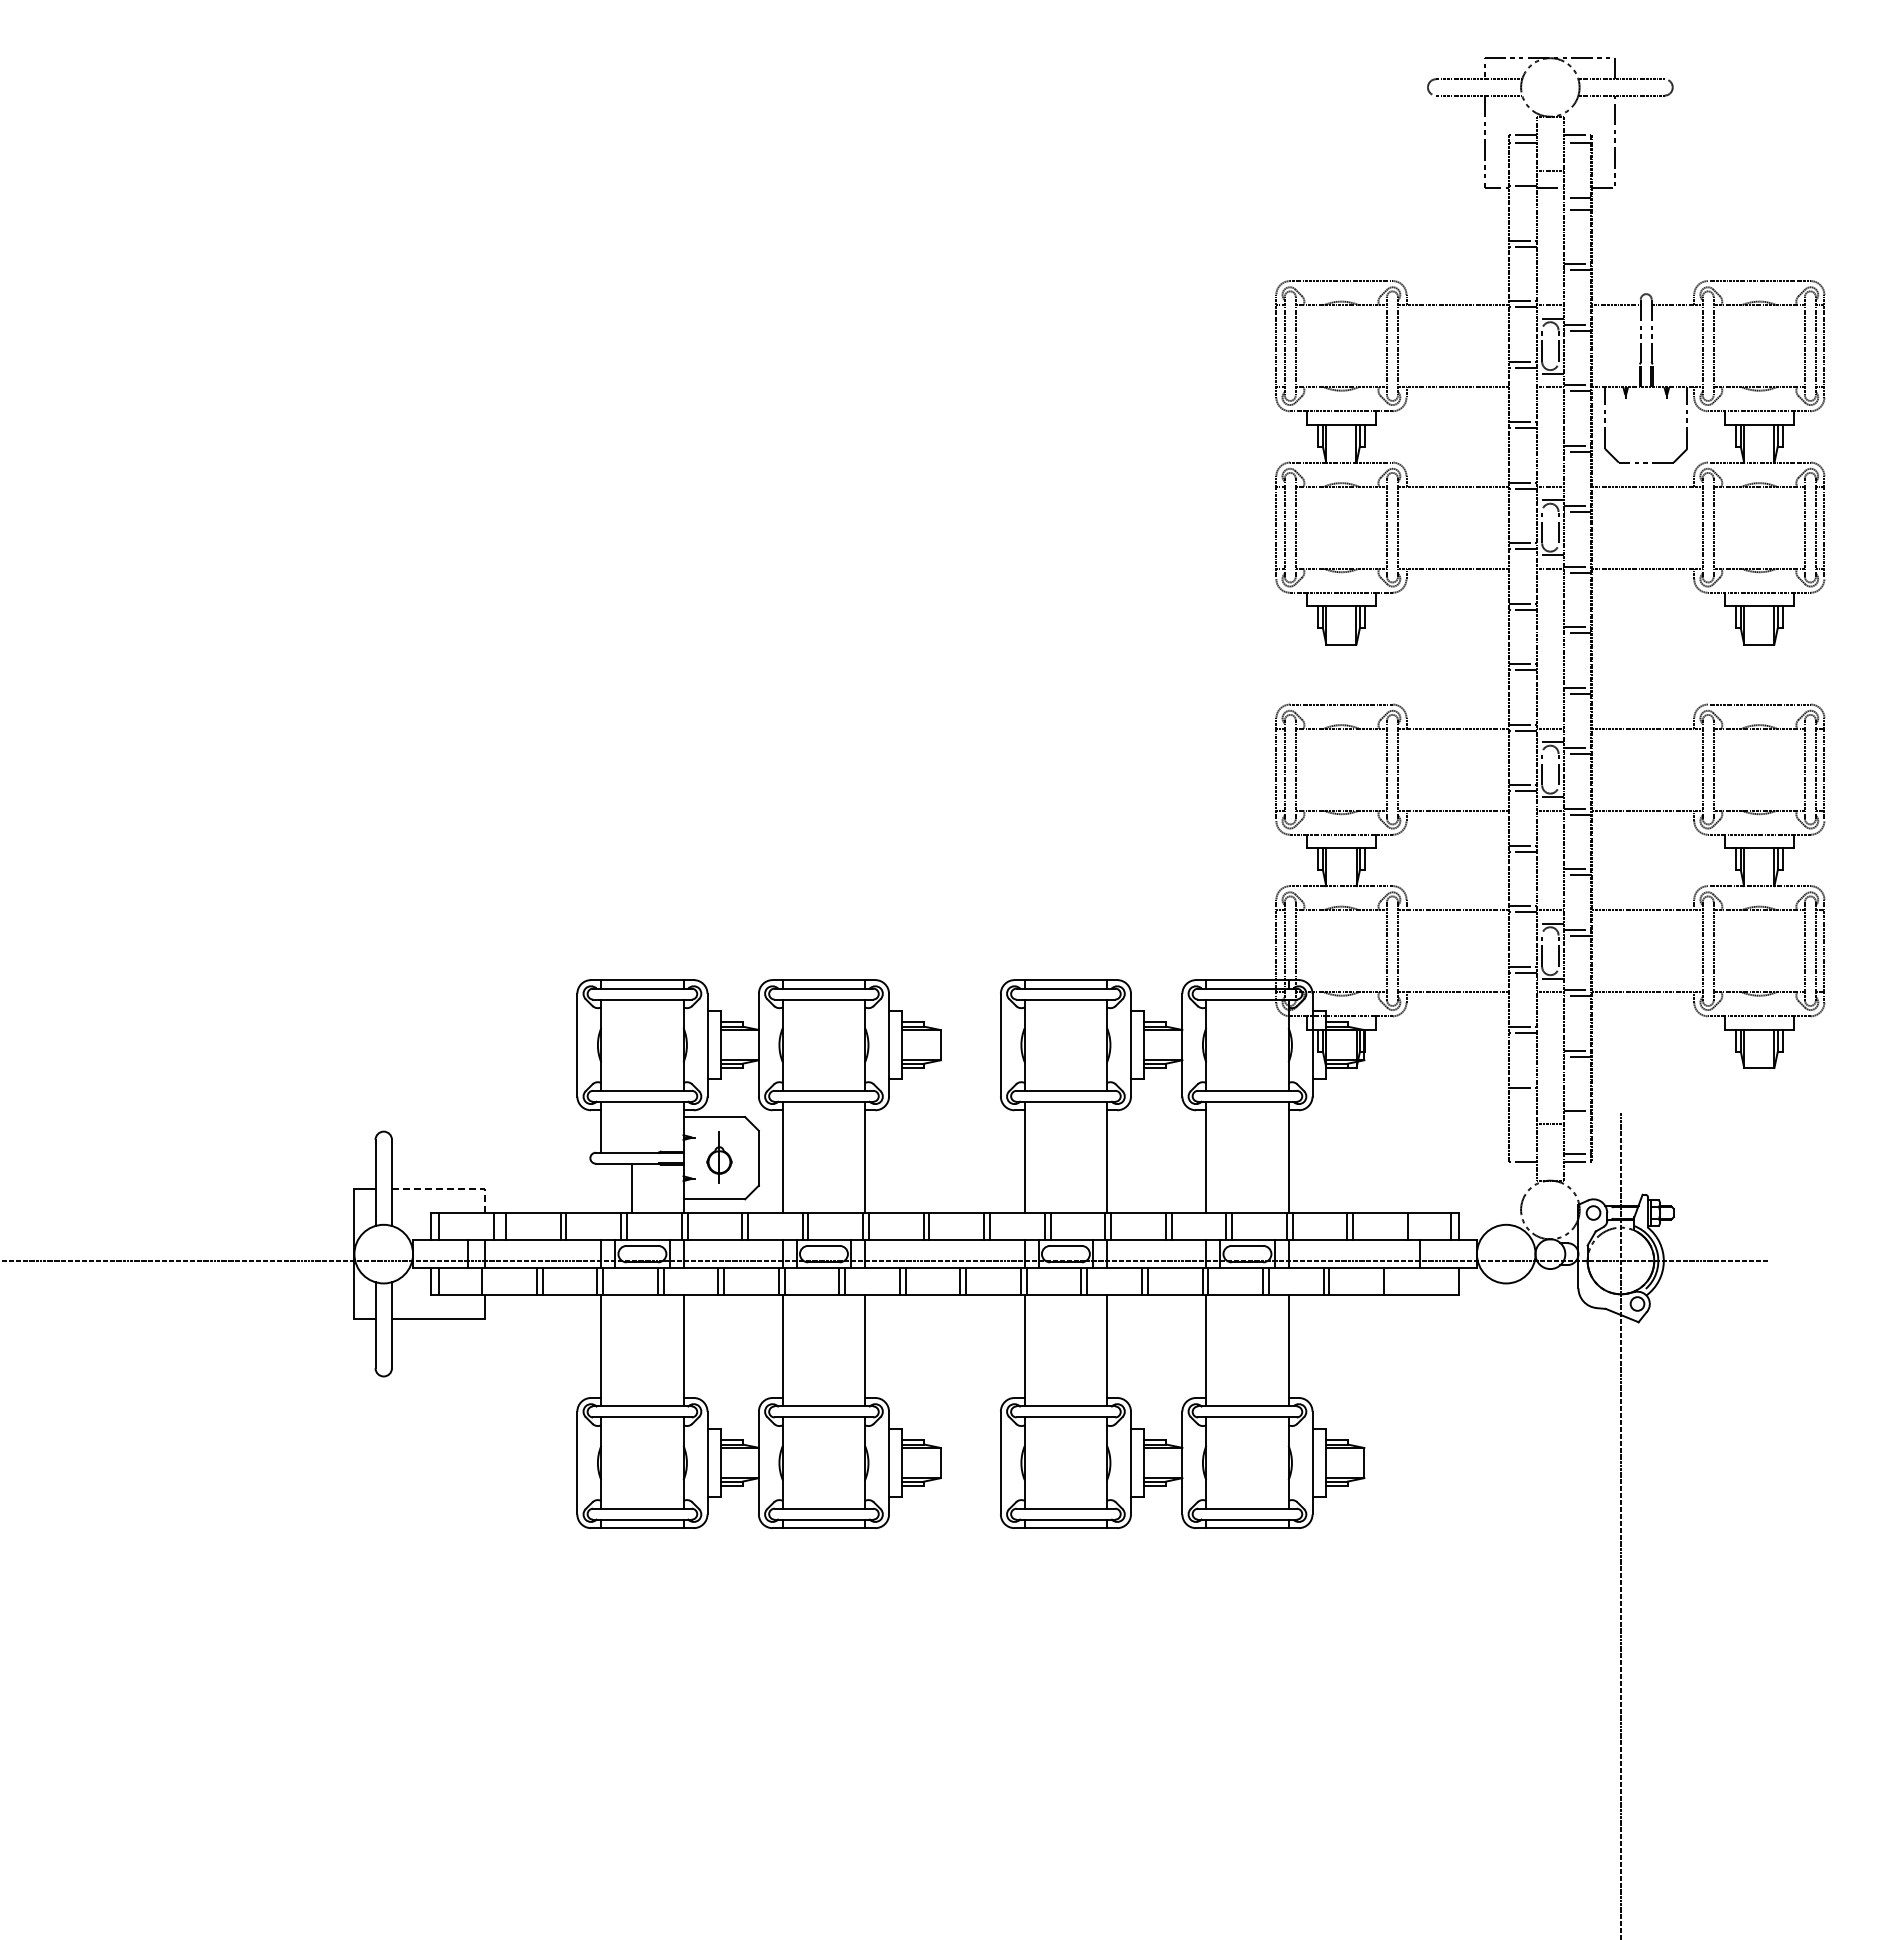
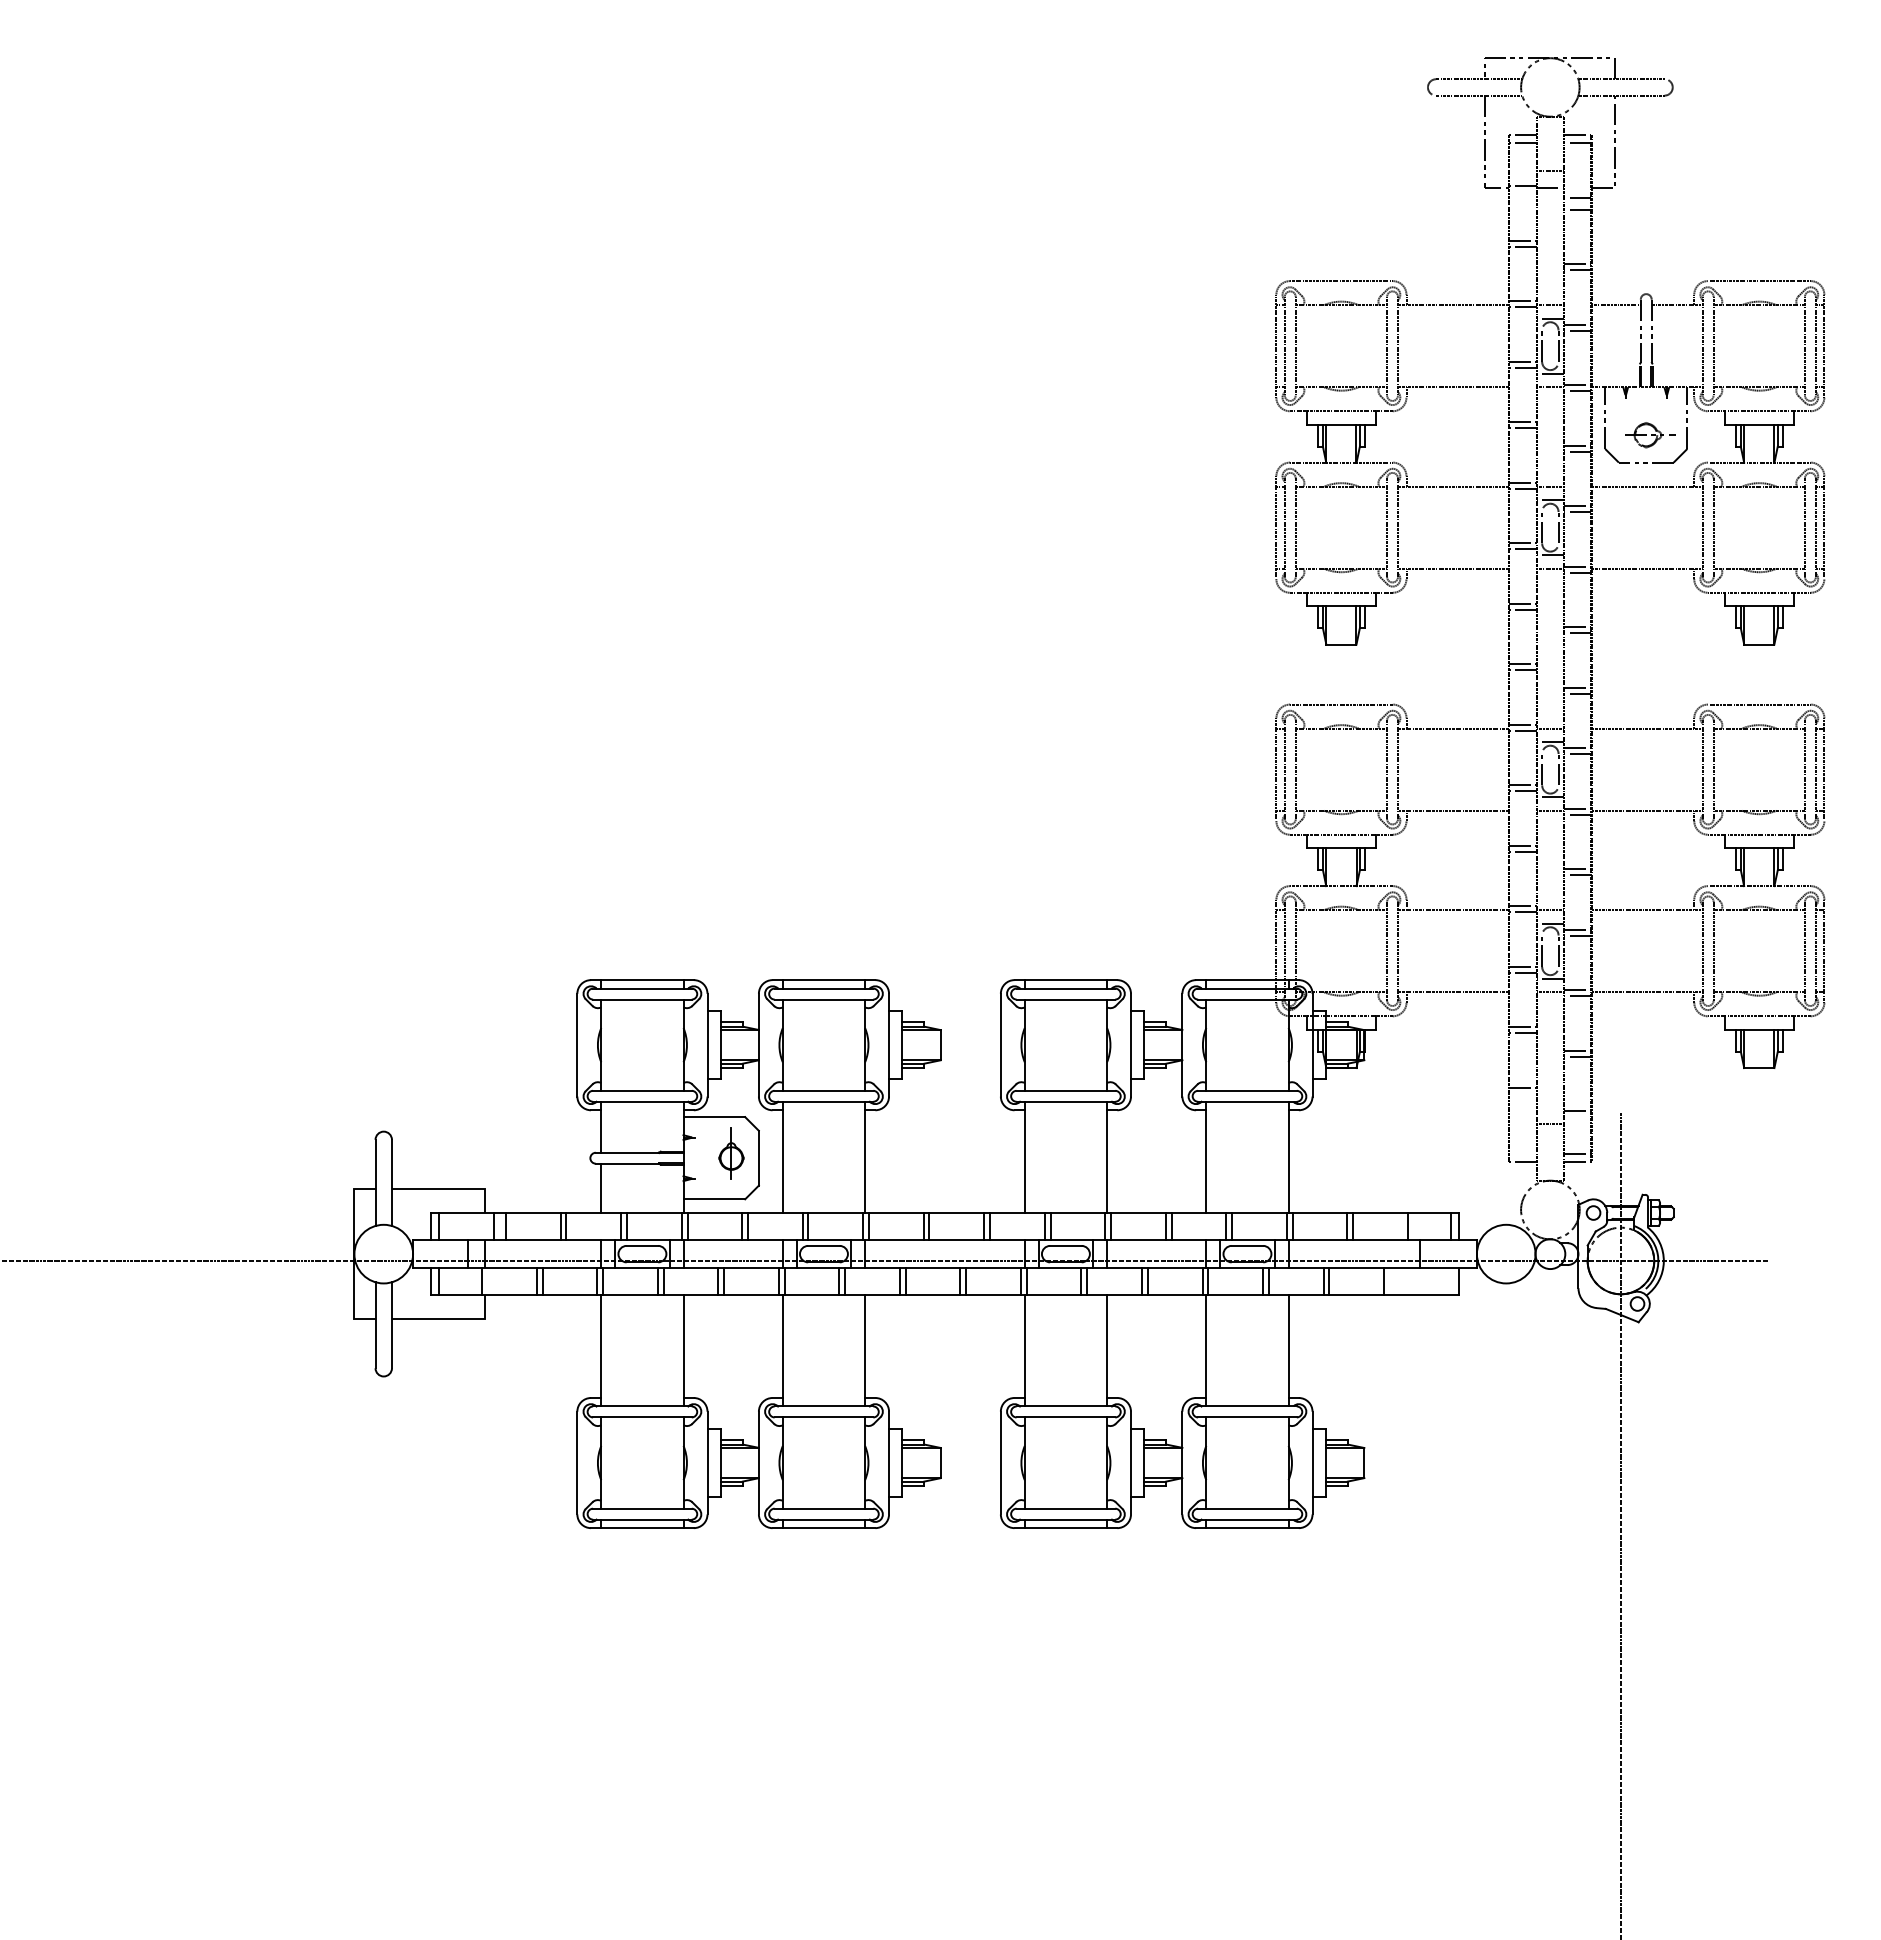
part: none -> present (1650, 435)
part position: (719, 1157) -> (731, 1153) (731, 1153)
line position: (632, 1188) -> (601, 1188) (601, 1188)
line: dashed -> solid (450, 1189)
